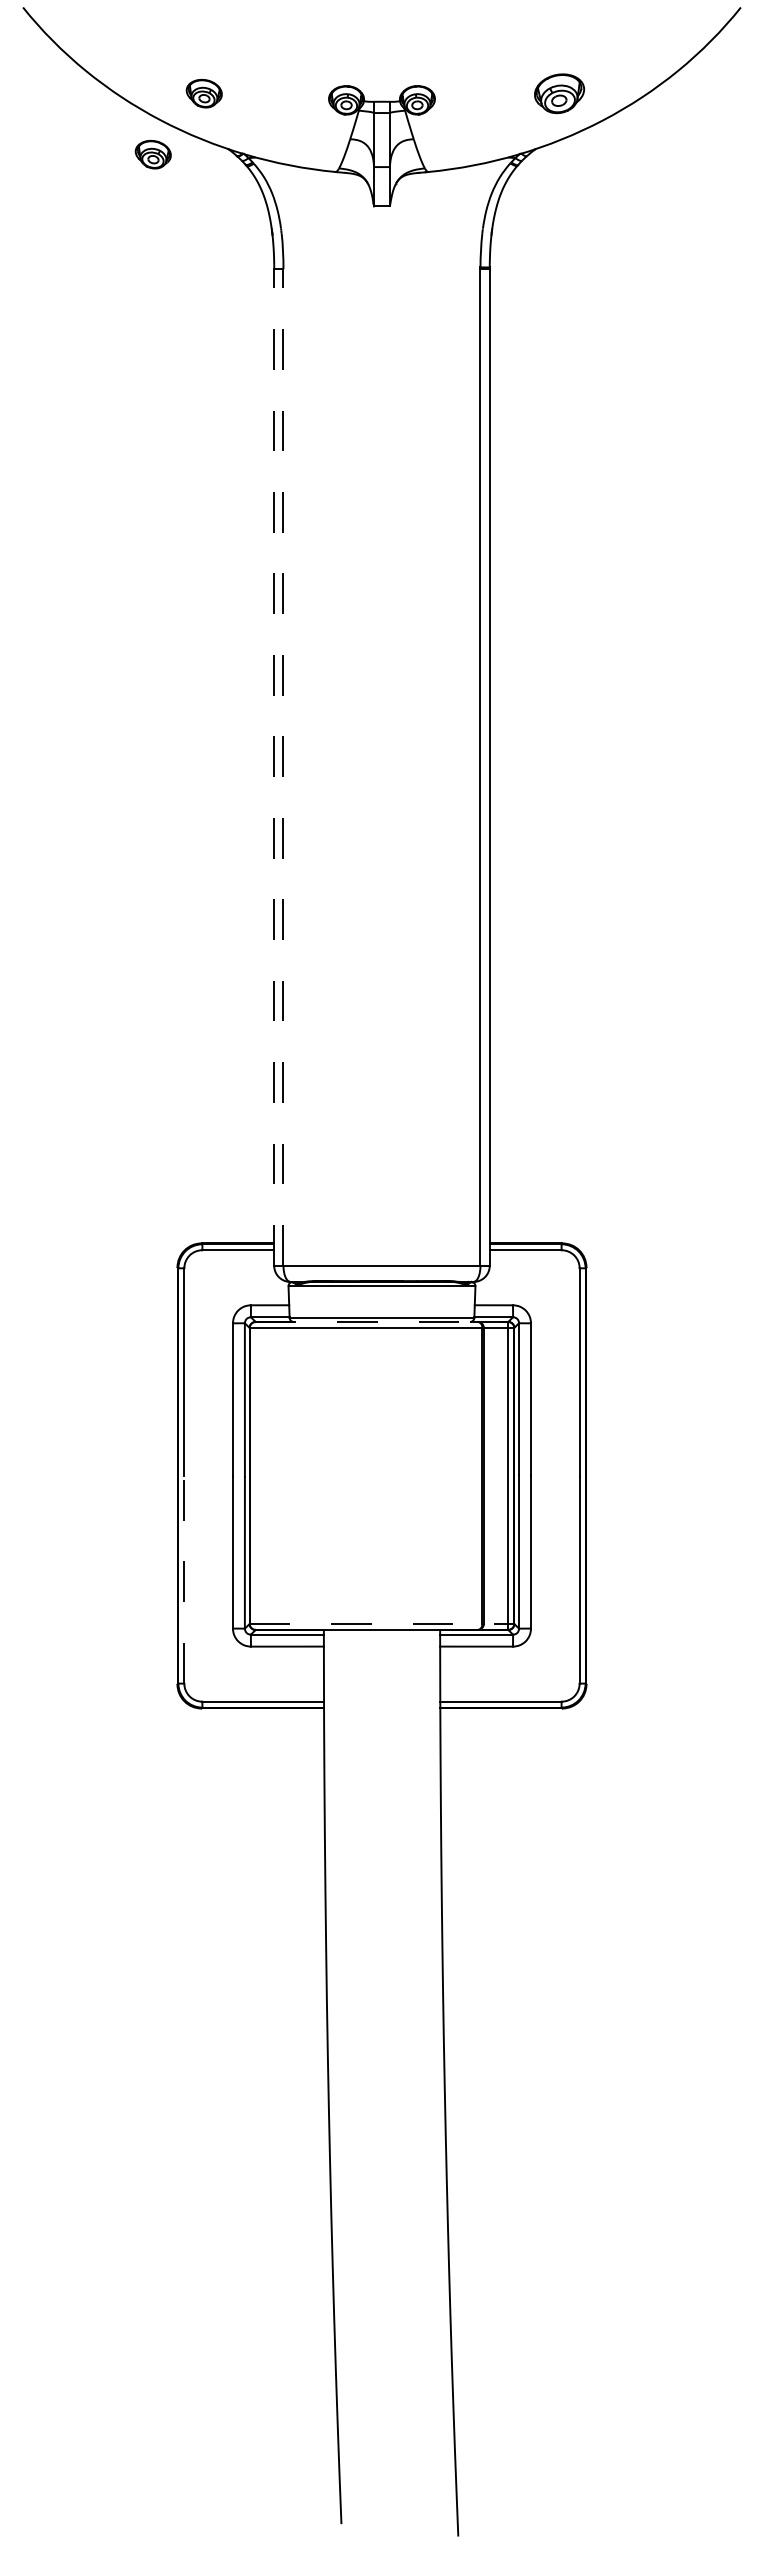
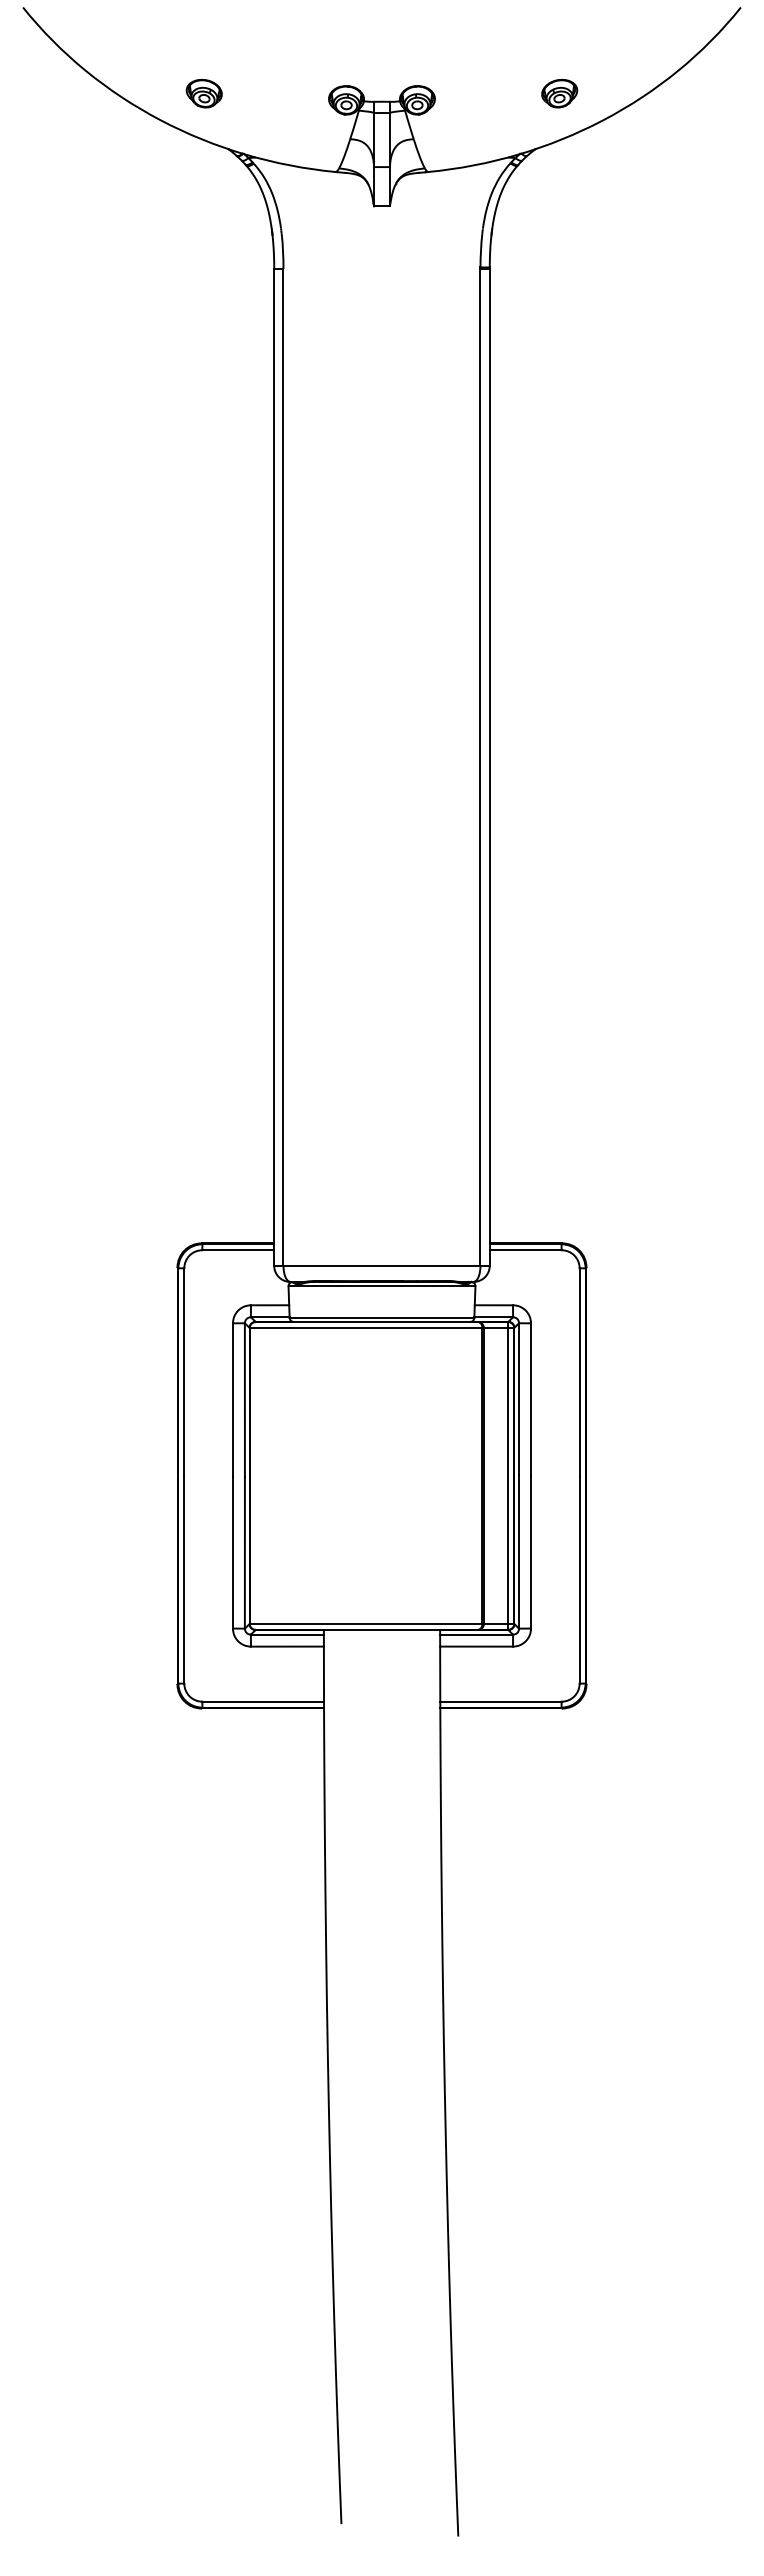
part size: 52x42 px -> 38x31 px (559, 93)
part: present -> none (152, 154)
line: dashed -> solid (274, 766)
line: dashed -> solid (283, 766)
line: dashed -> solid (382, 1322)
line: dashed -> solid (184, 1579)
line: dashed -> solid (382, 1623)
